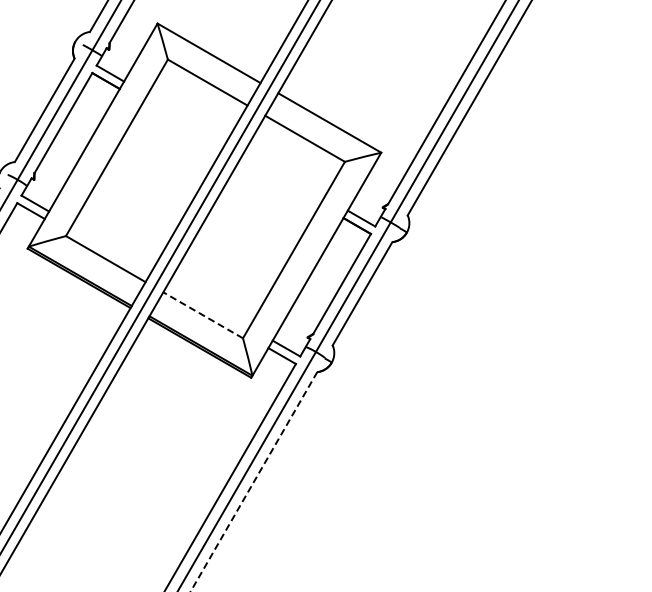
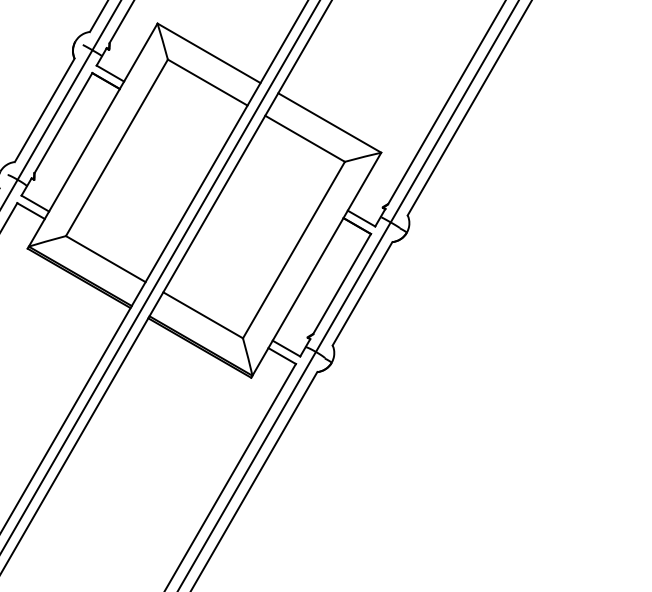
line: dashed -> solid (203, 315)
line: dashed -> solid (253, 481)
